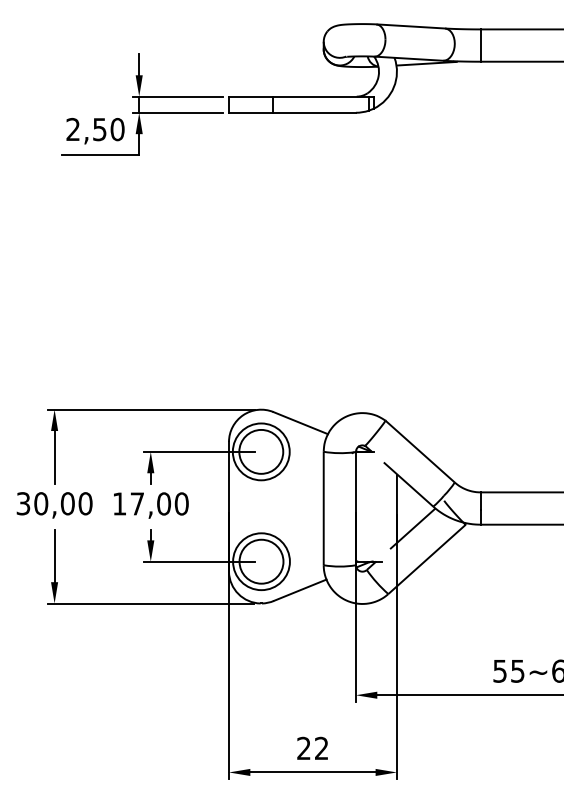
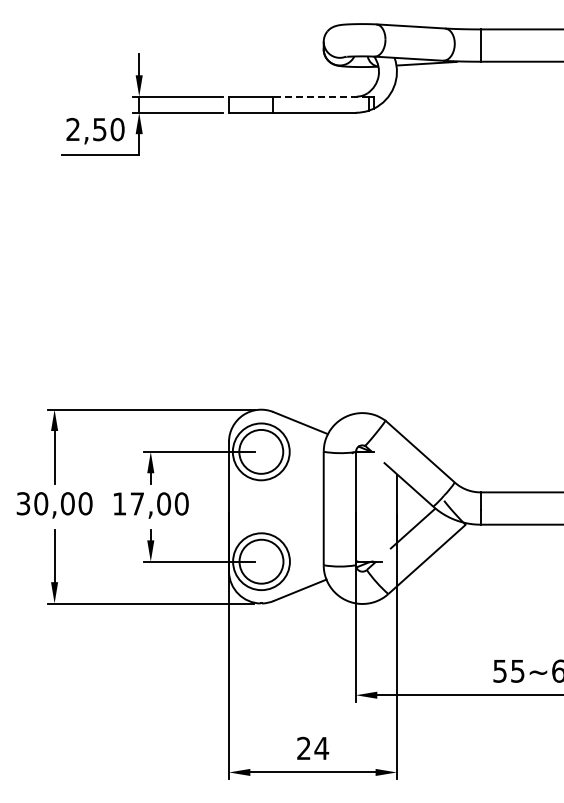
line: solid -> dashed (321, 96)
text: 22 -> 24 (321, 747)
